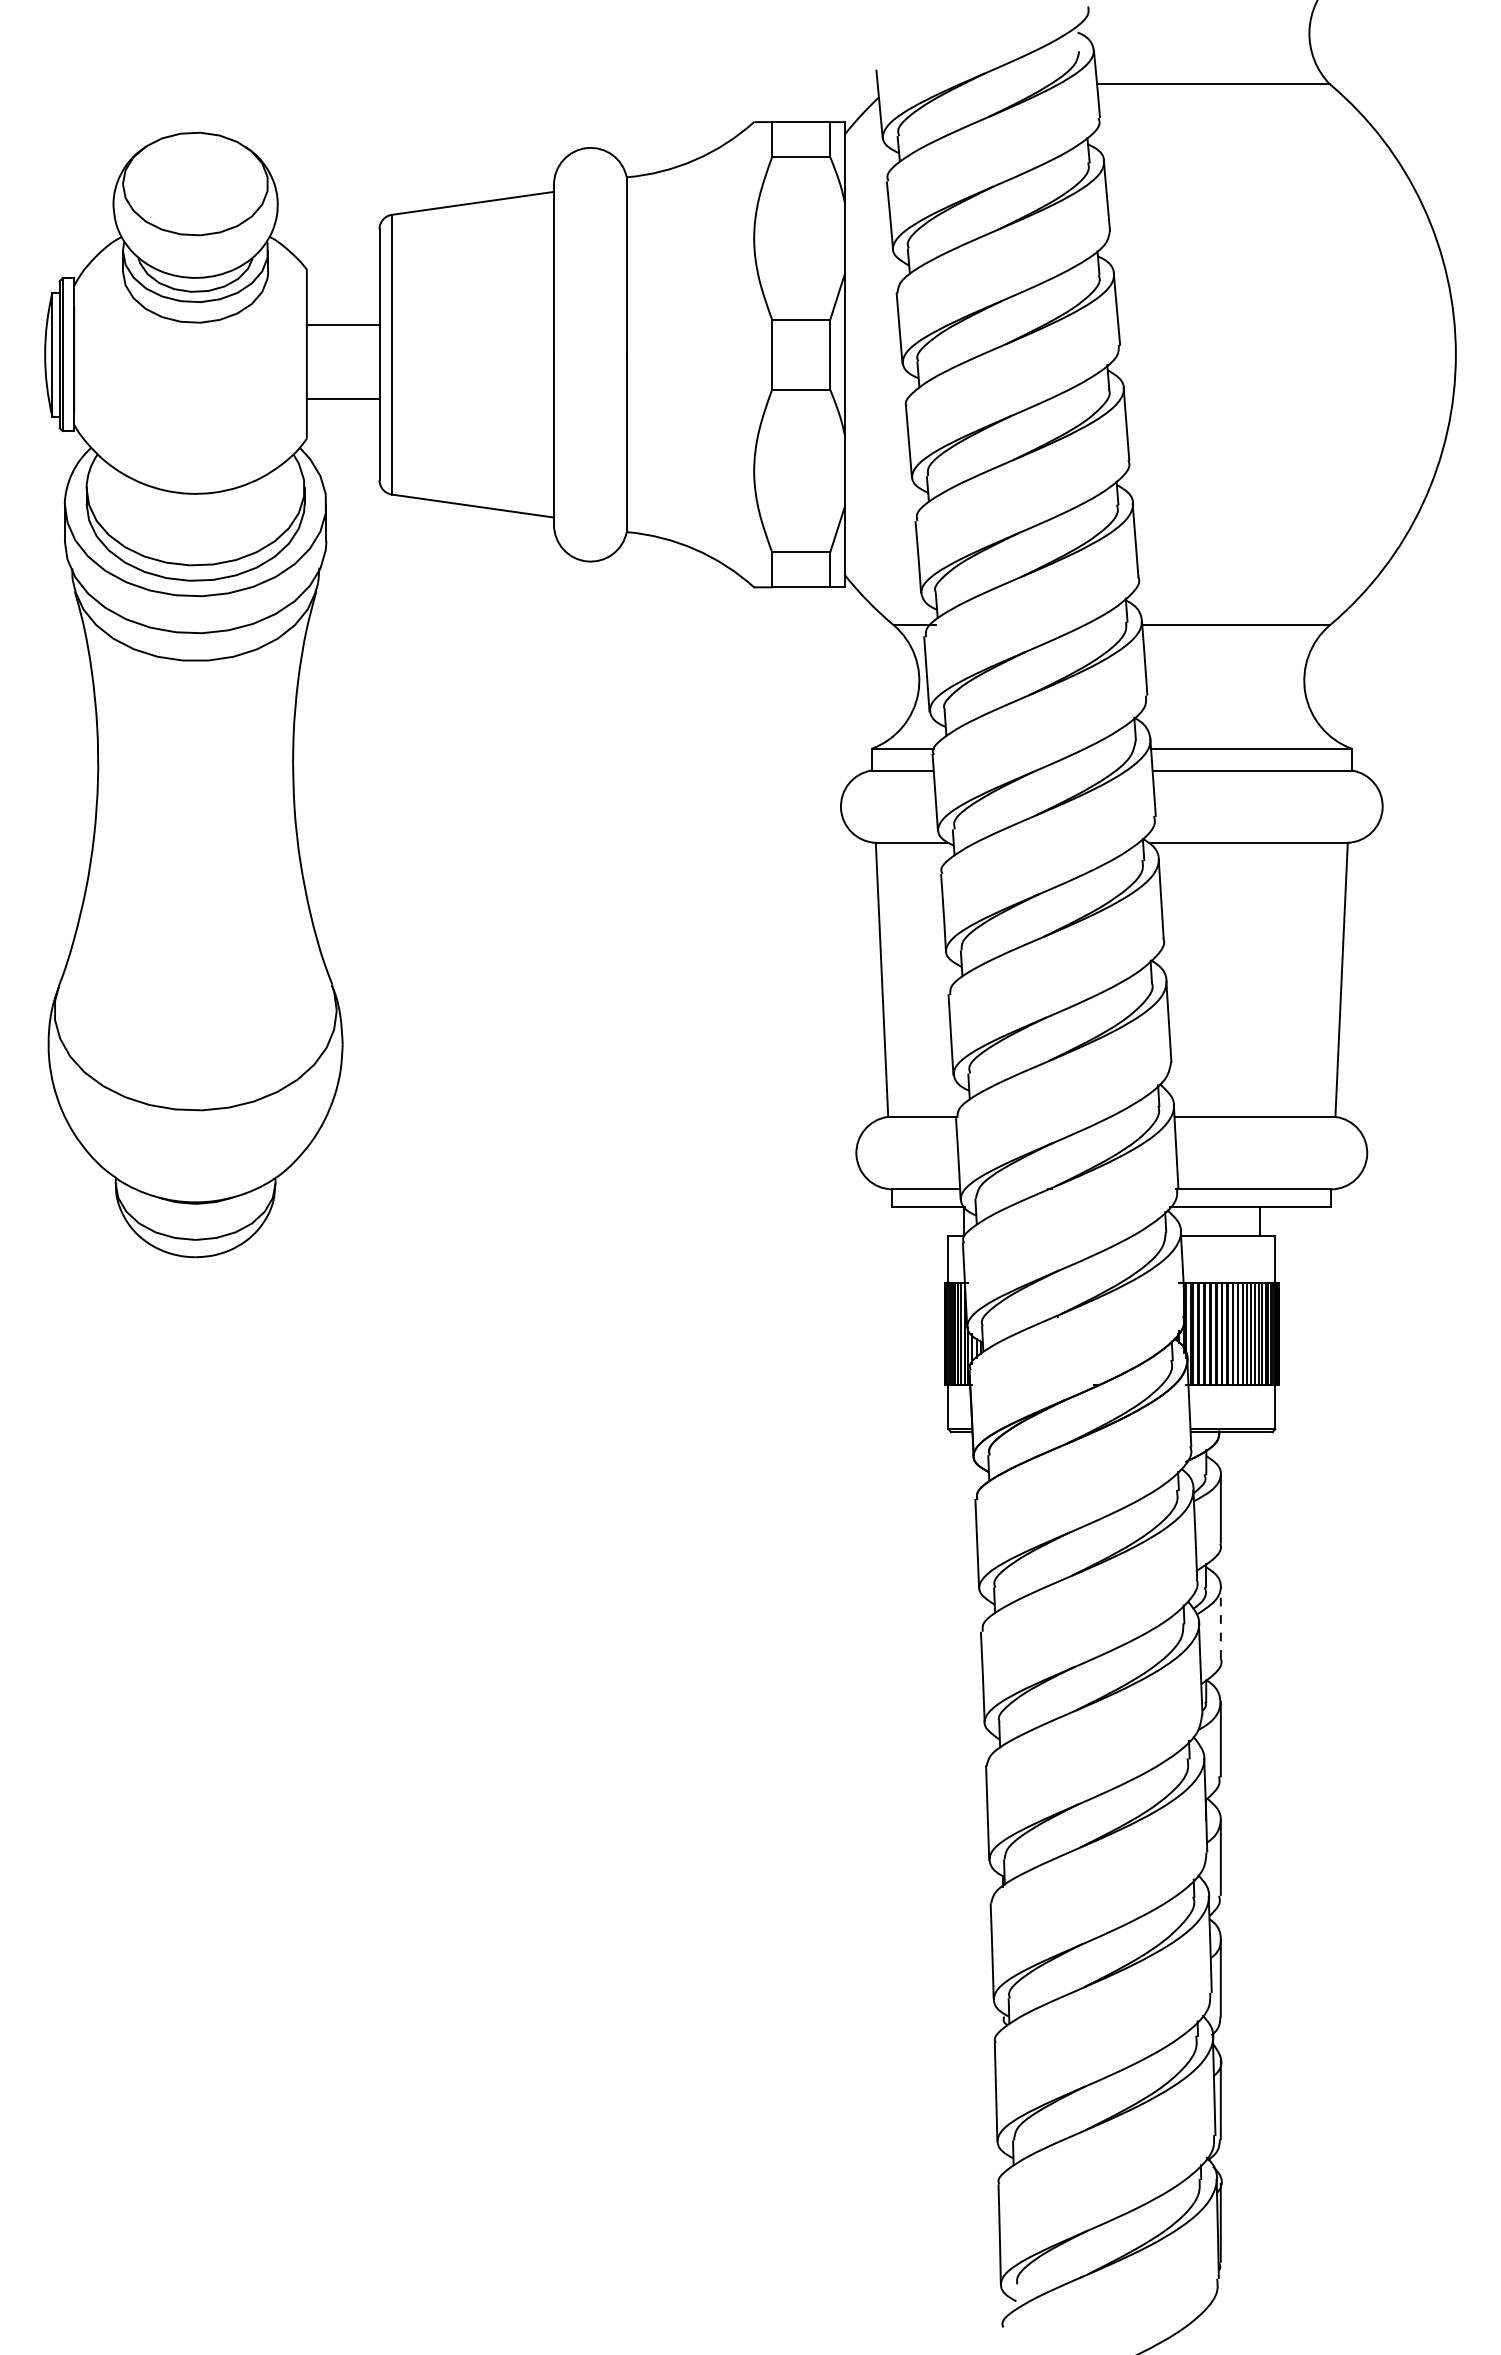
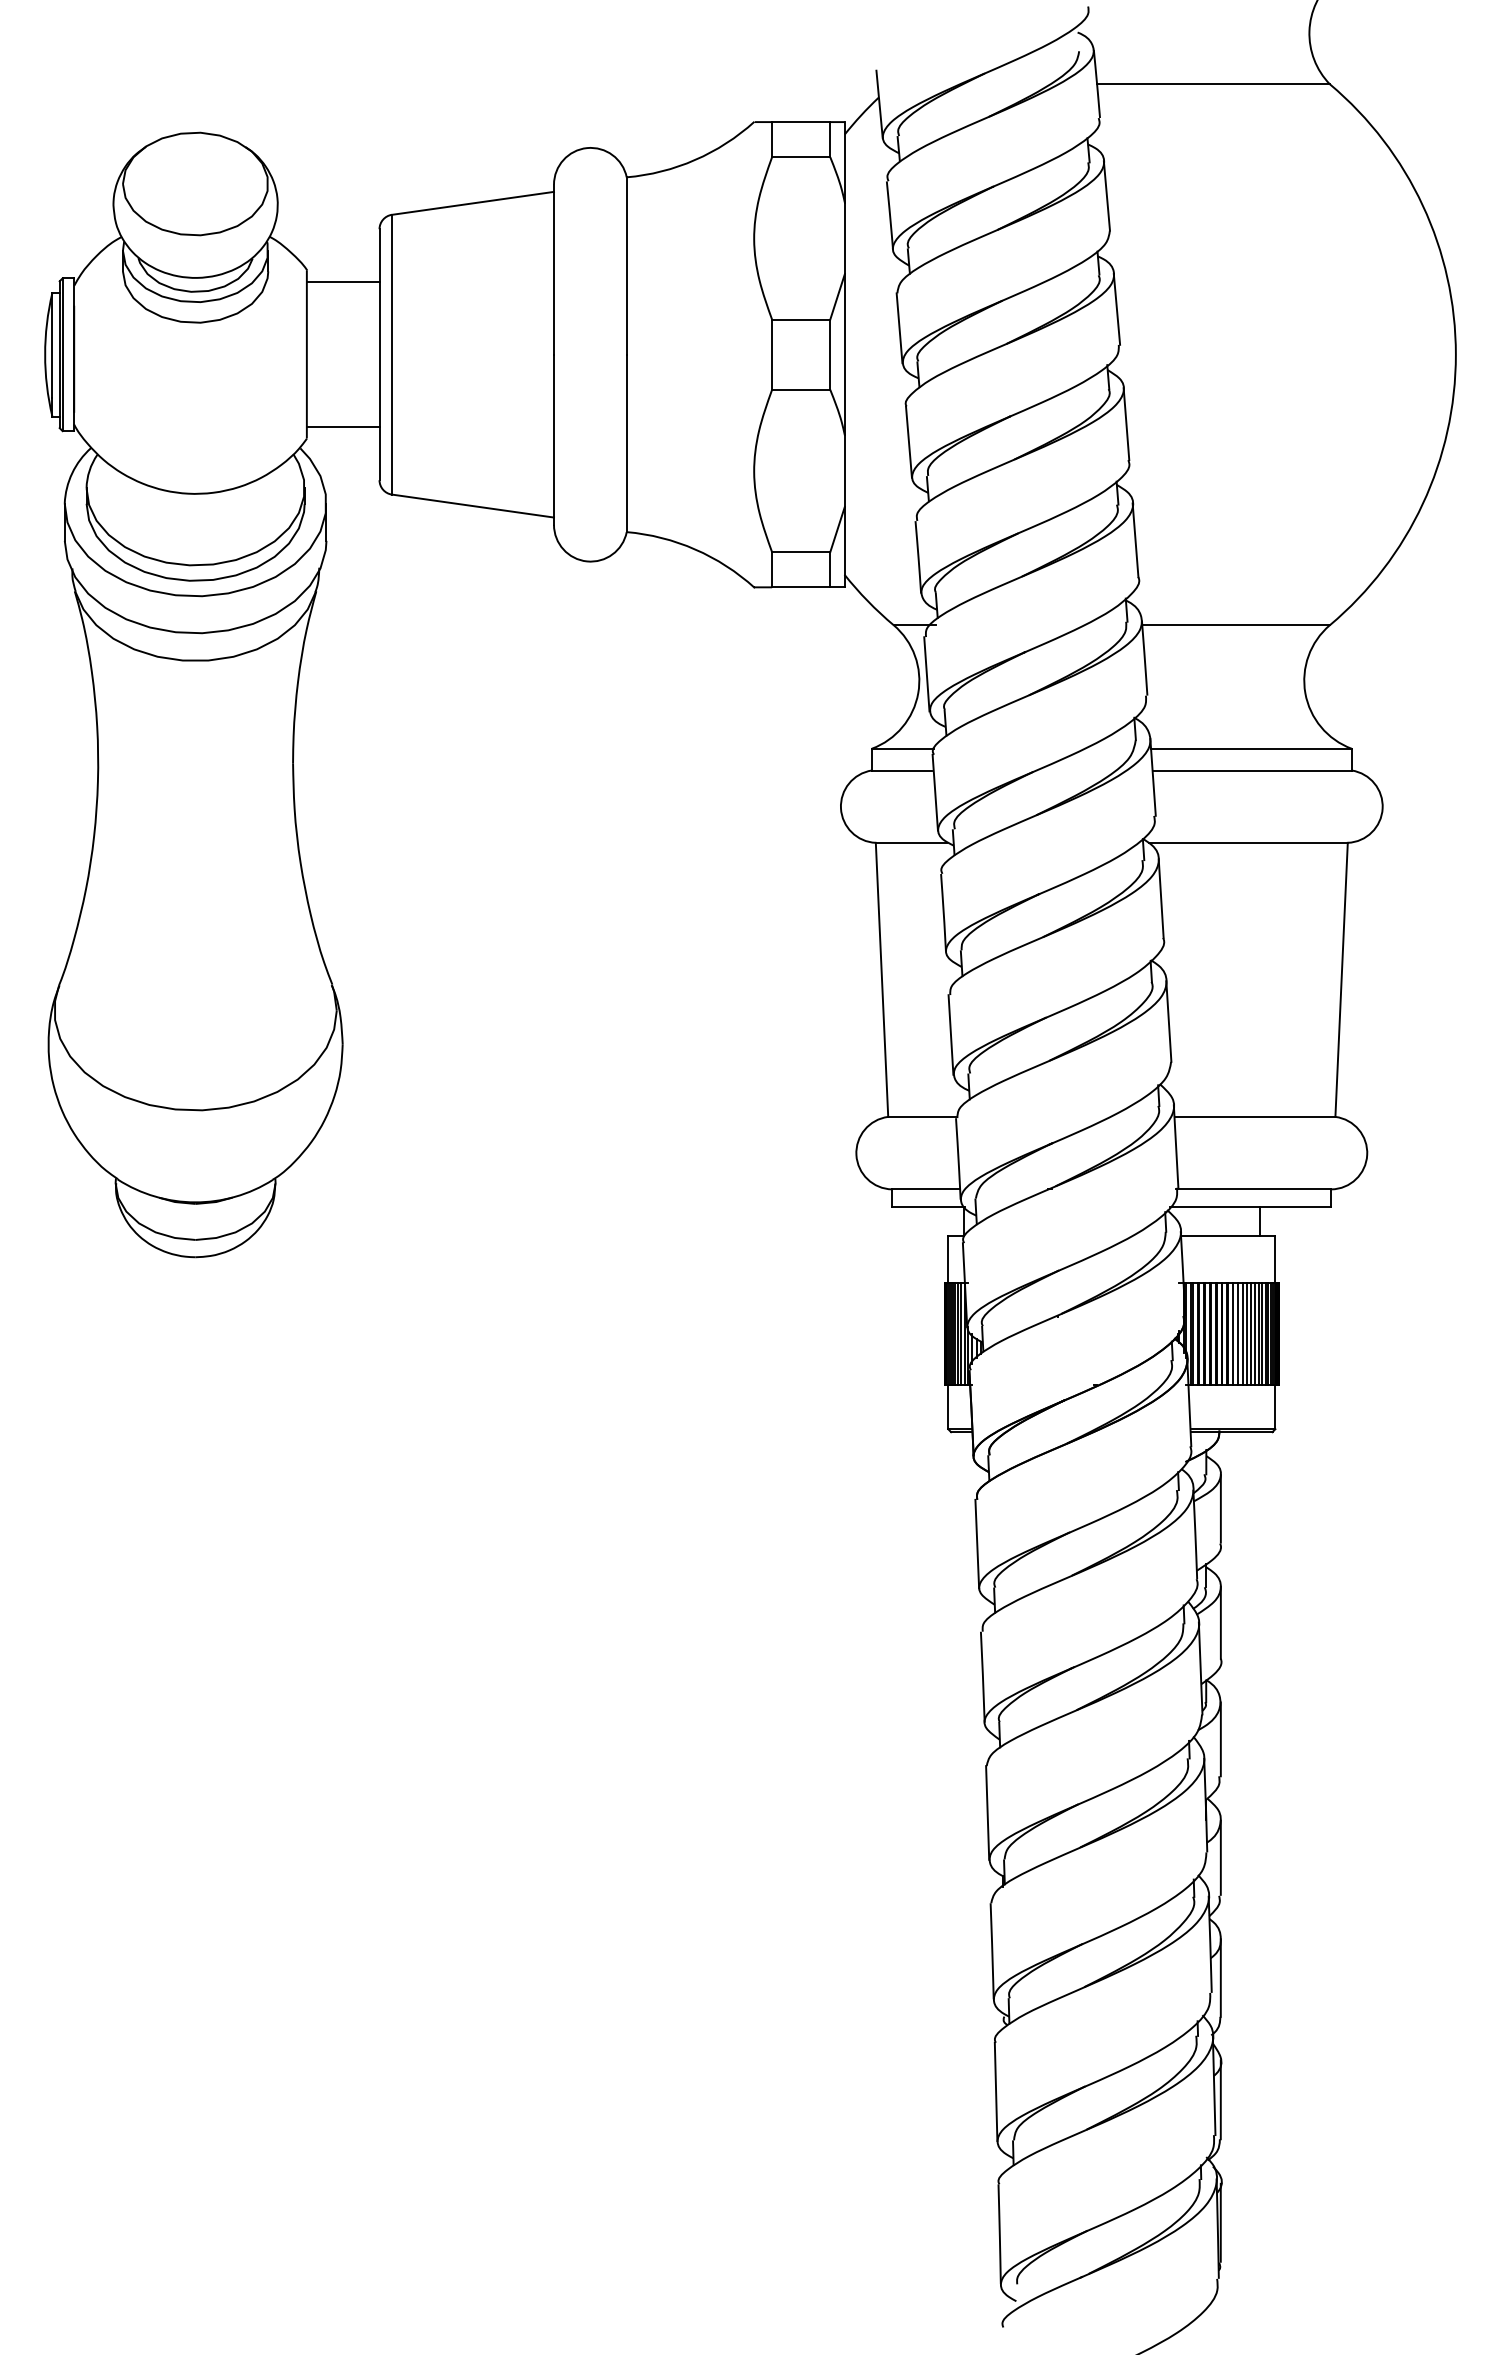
line position: (342, 325) -> (342, 282) (342, 282)
line position: (342, 399) -> (342, 427) (342, 427)
line: dashed -> solid (1220, 1622)
